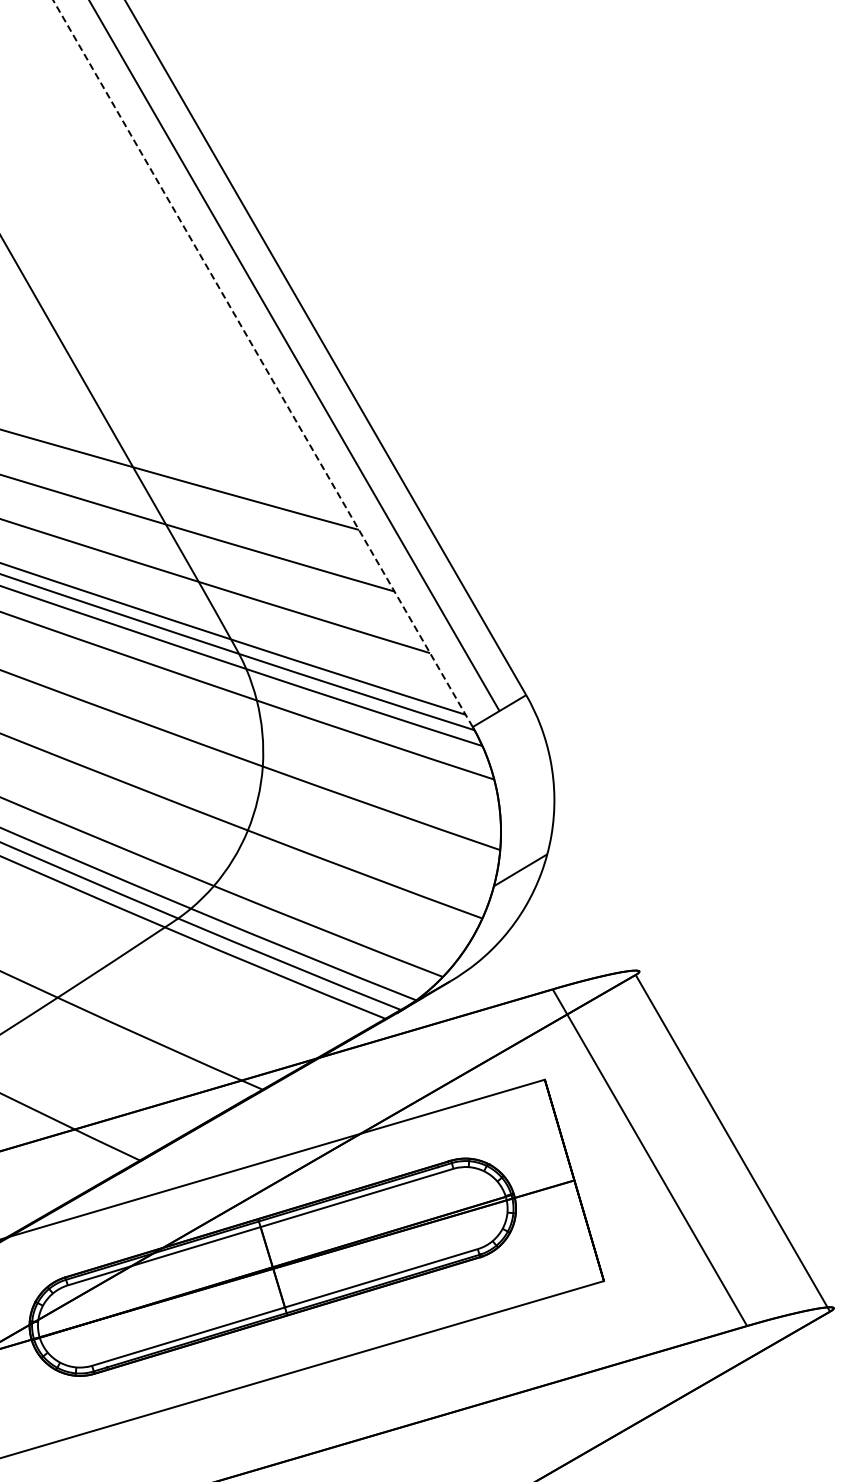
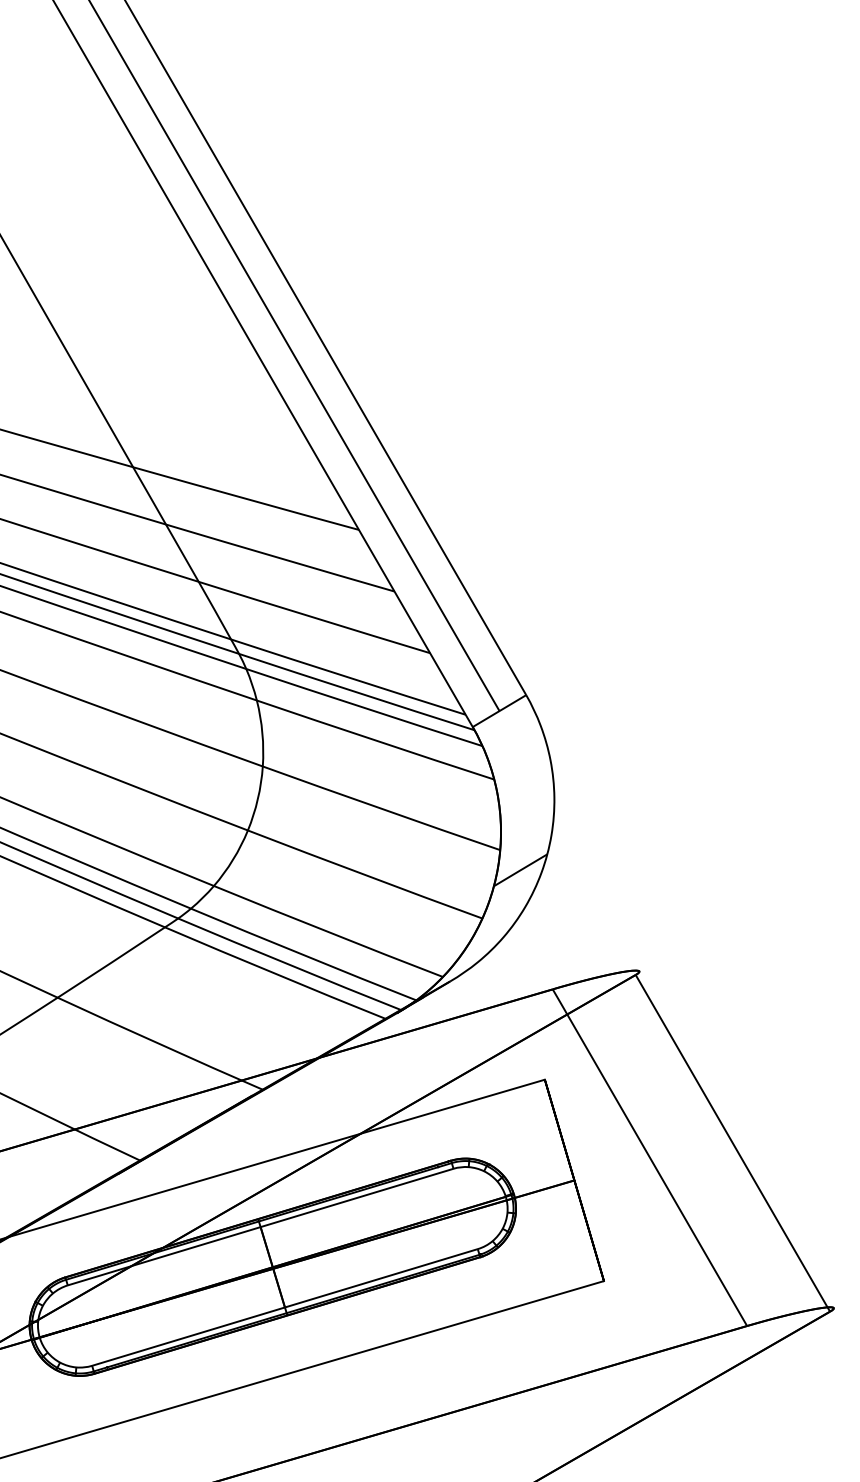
line: dashed -> solid (262, 363)
